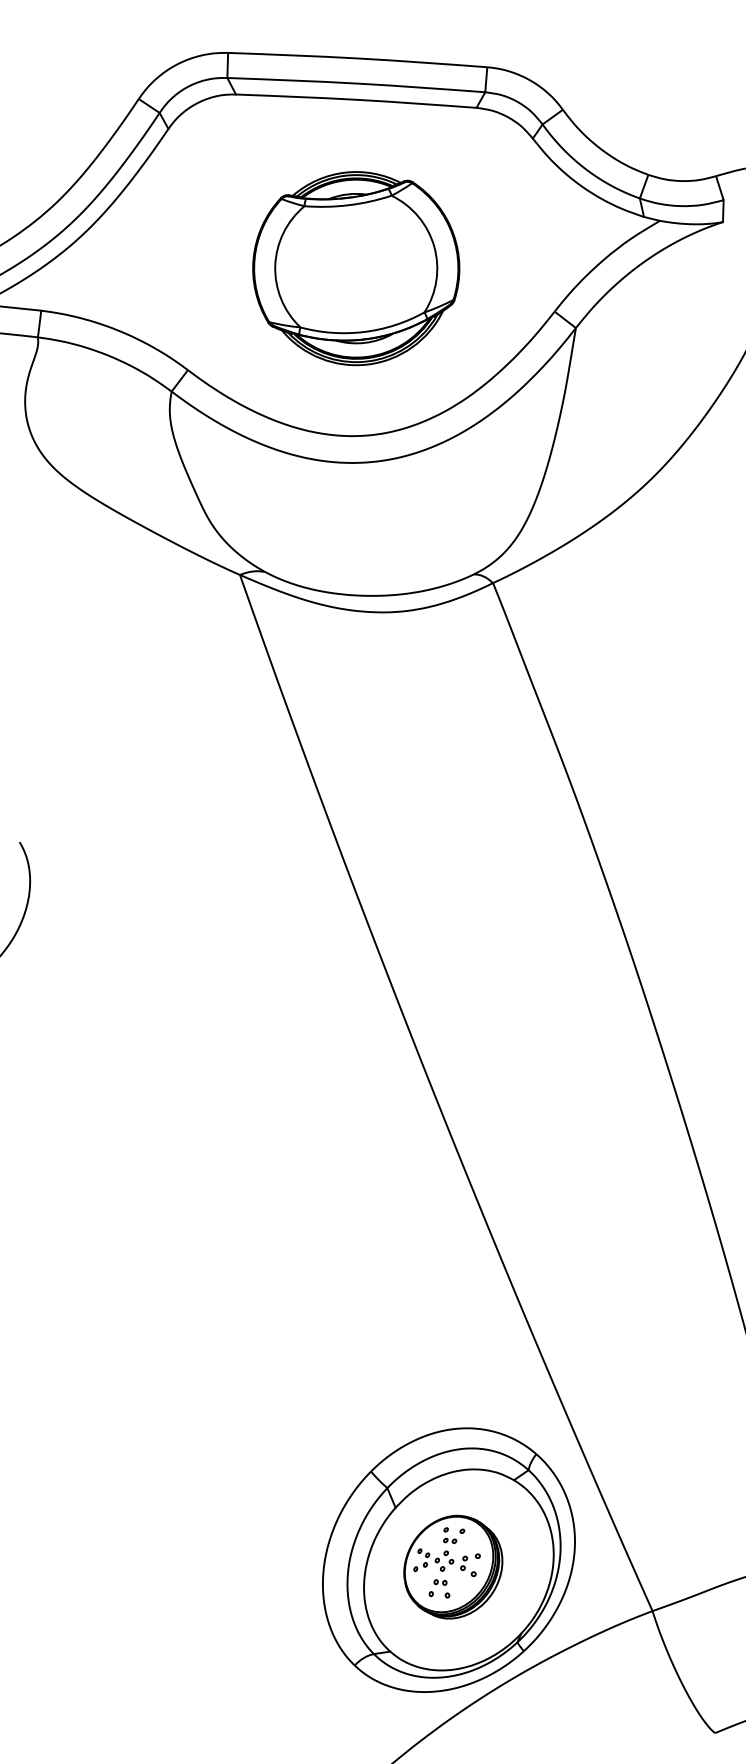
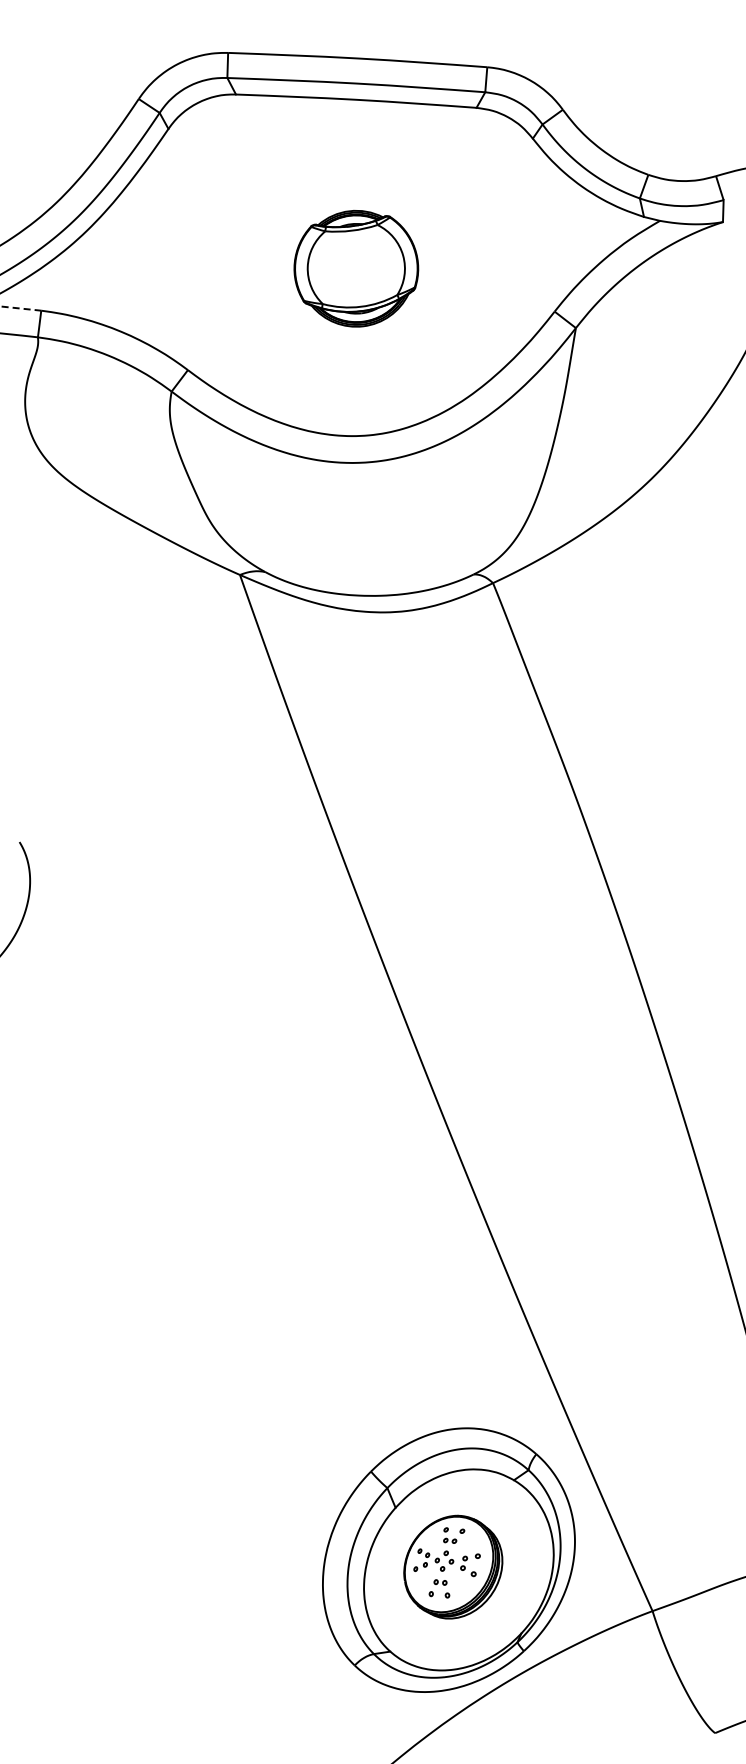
part size: 209x196 px -> 127x118 px (356, 268)
line: solid -> dashed (21, 308)
